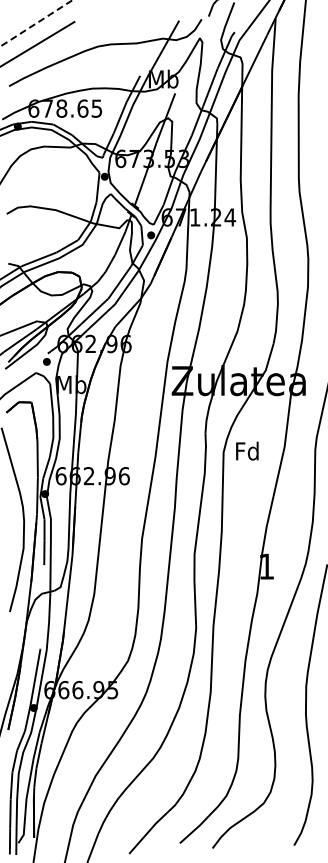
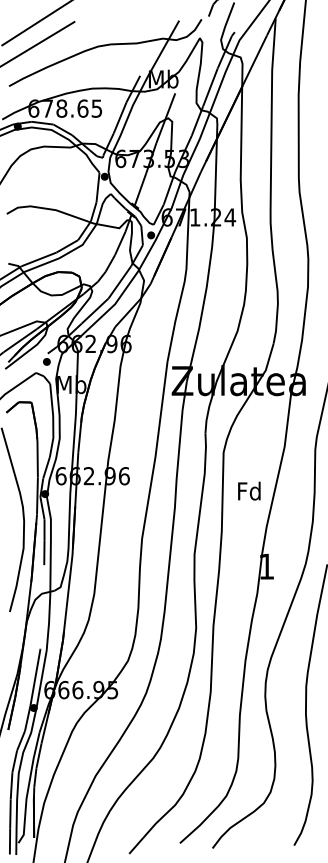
line: dashed -> solid (37, 22)
text position: (247, 450) -> (249, 490) (249, 490)
